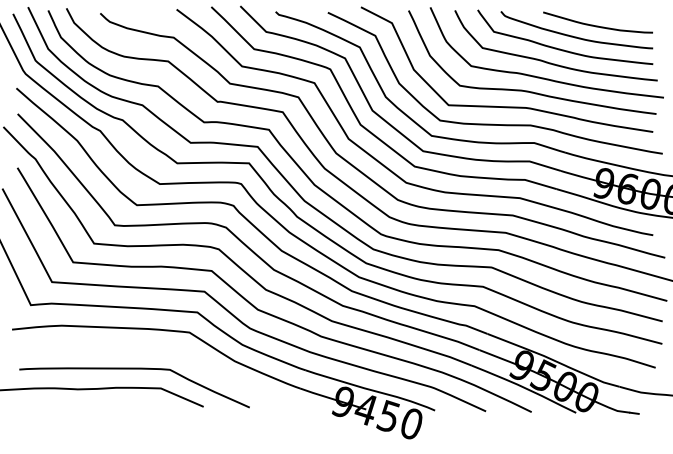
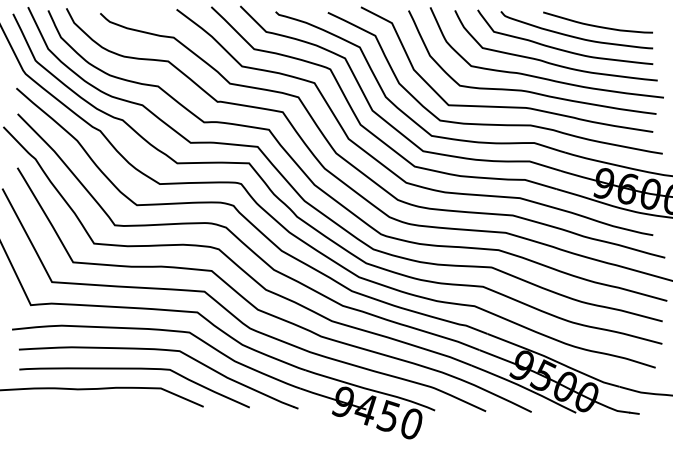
part: none -> present (158, 350)
